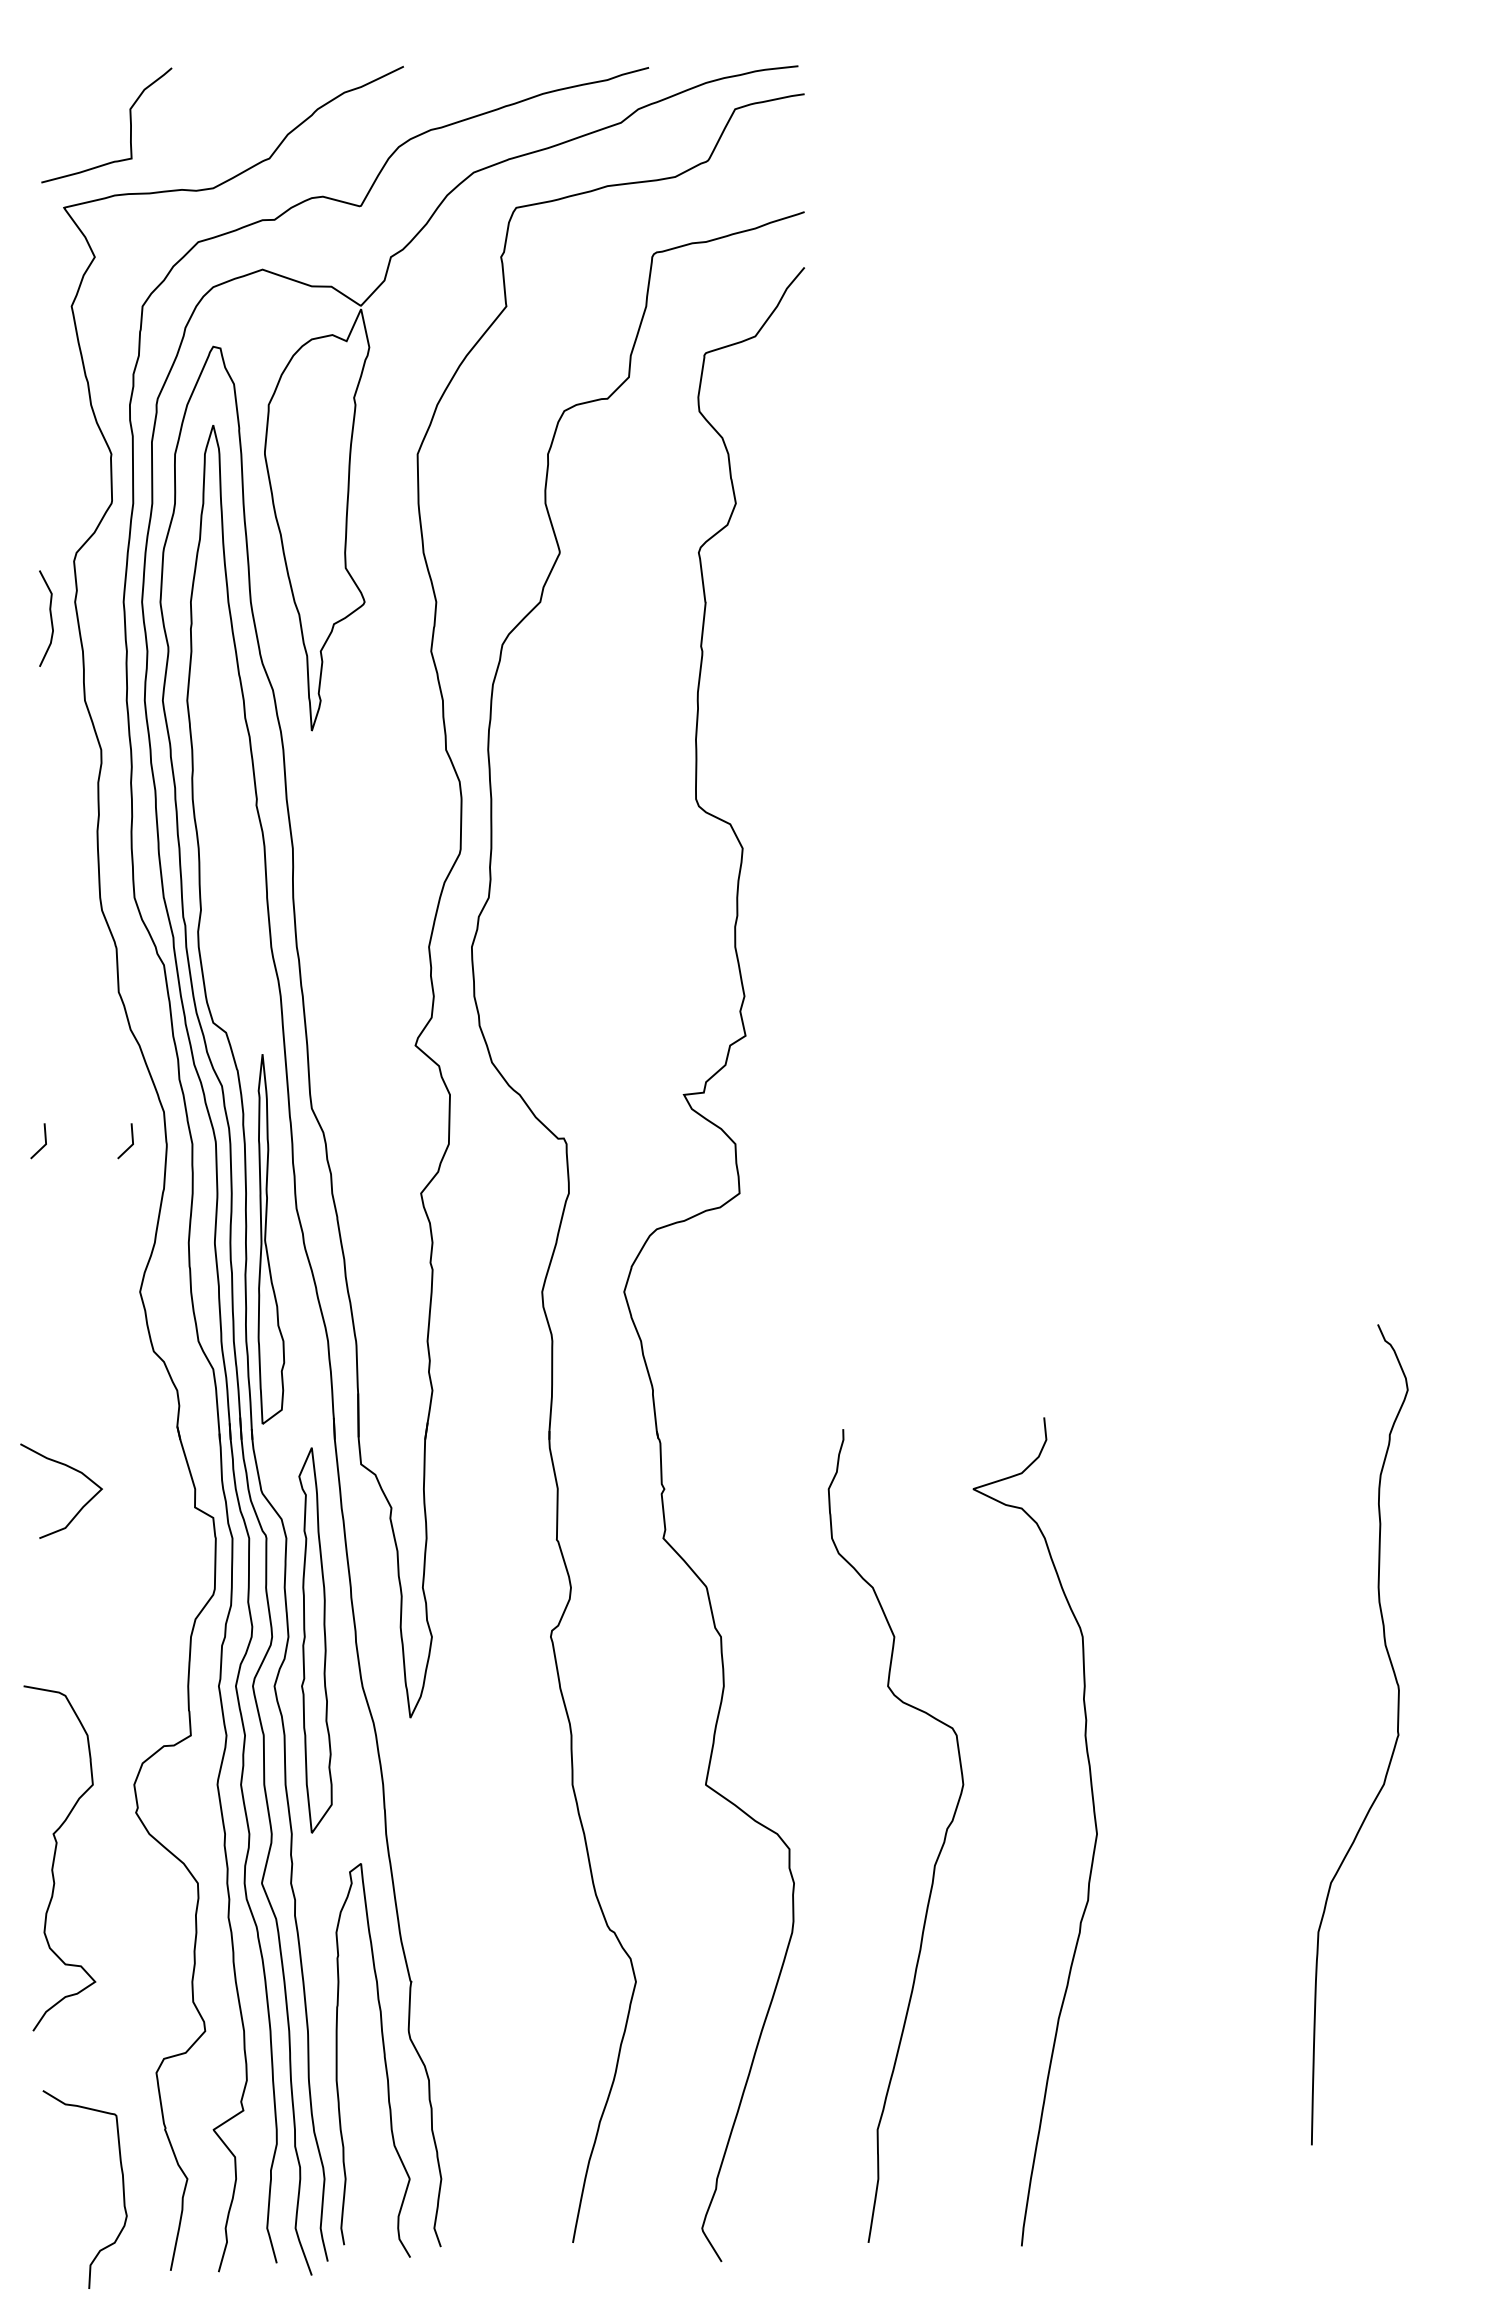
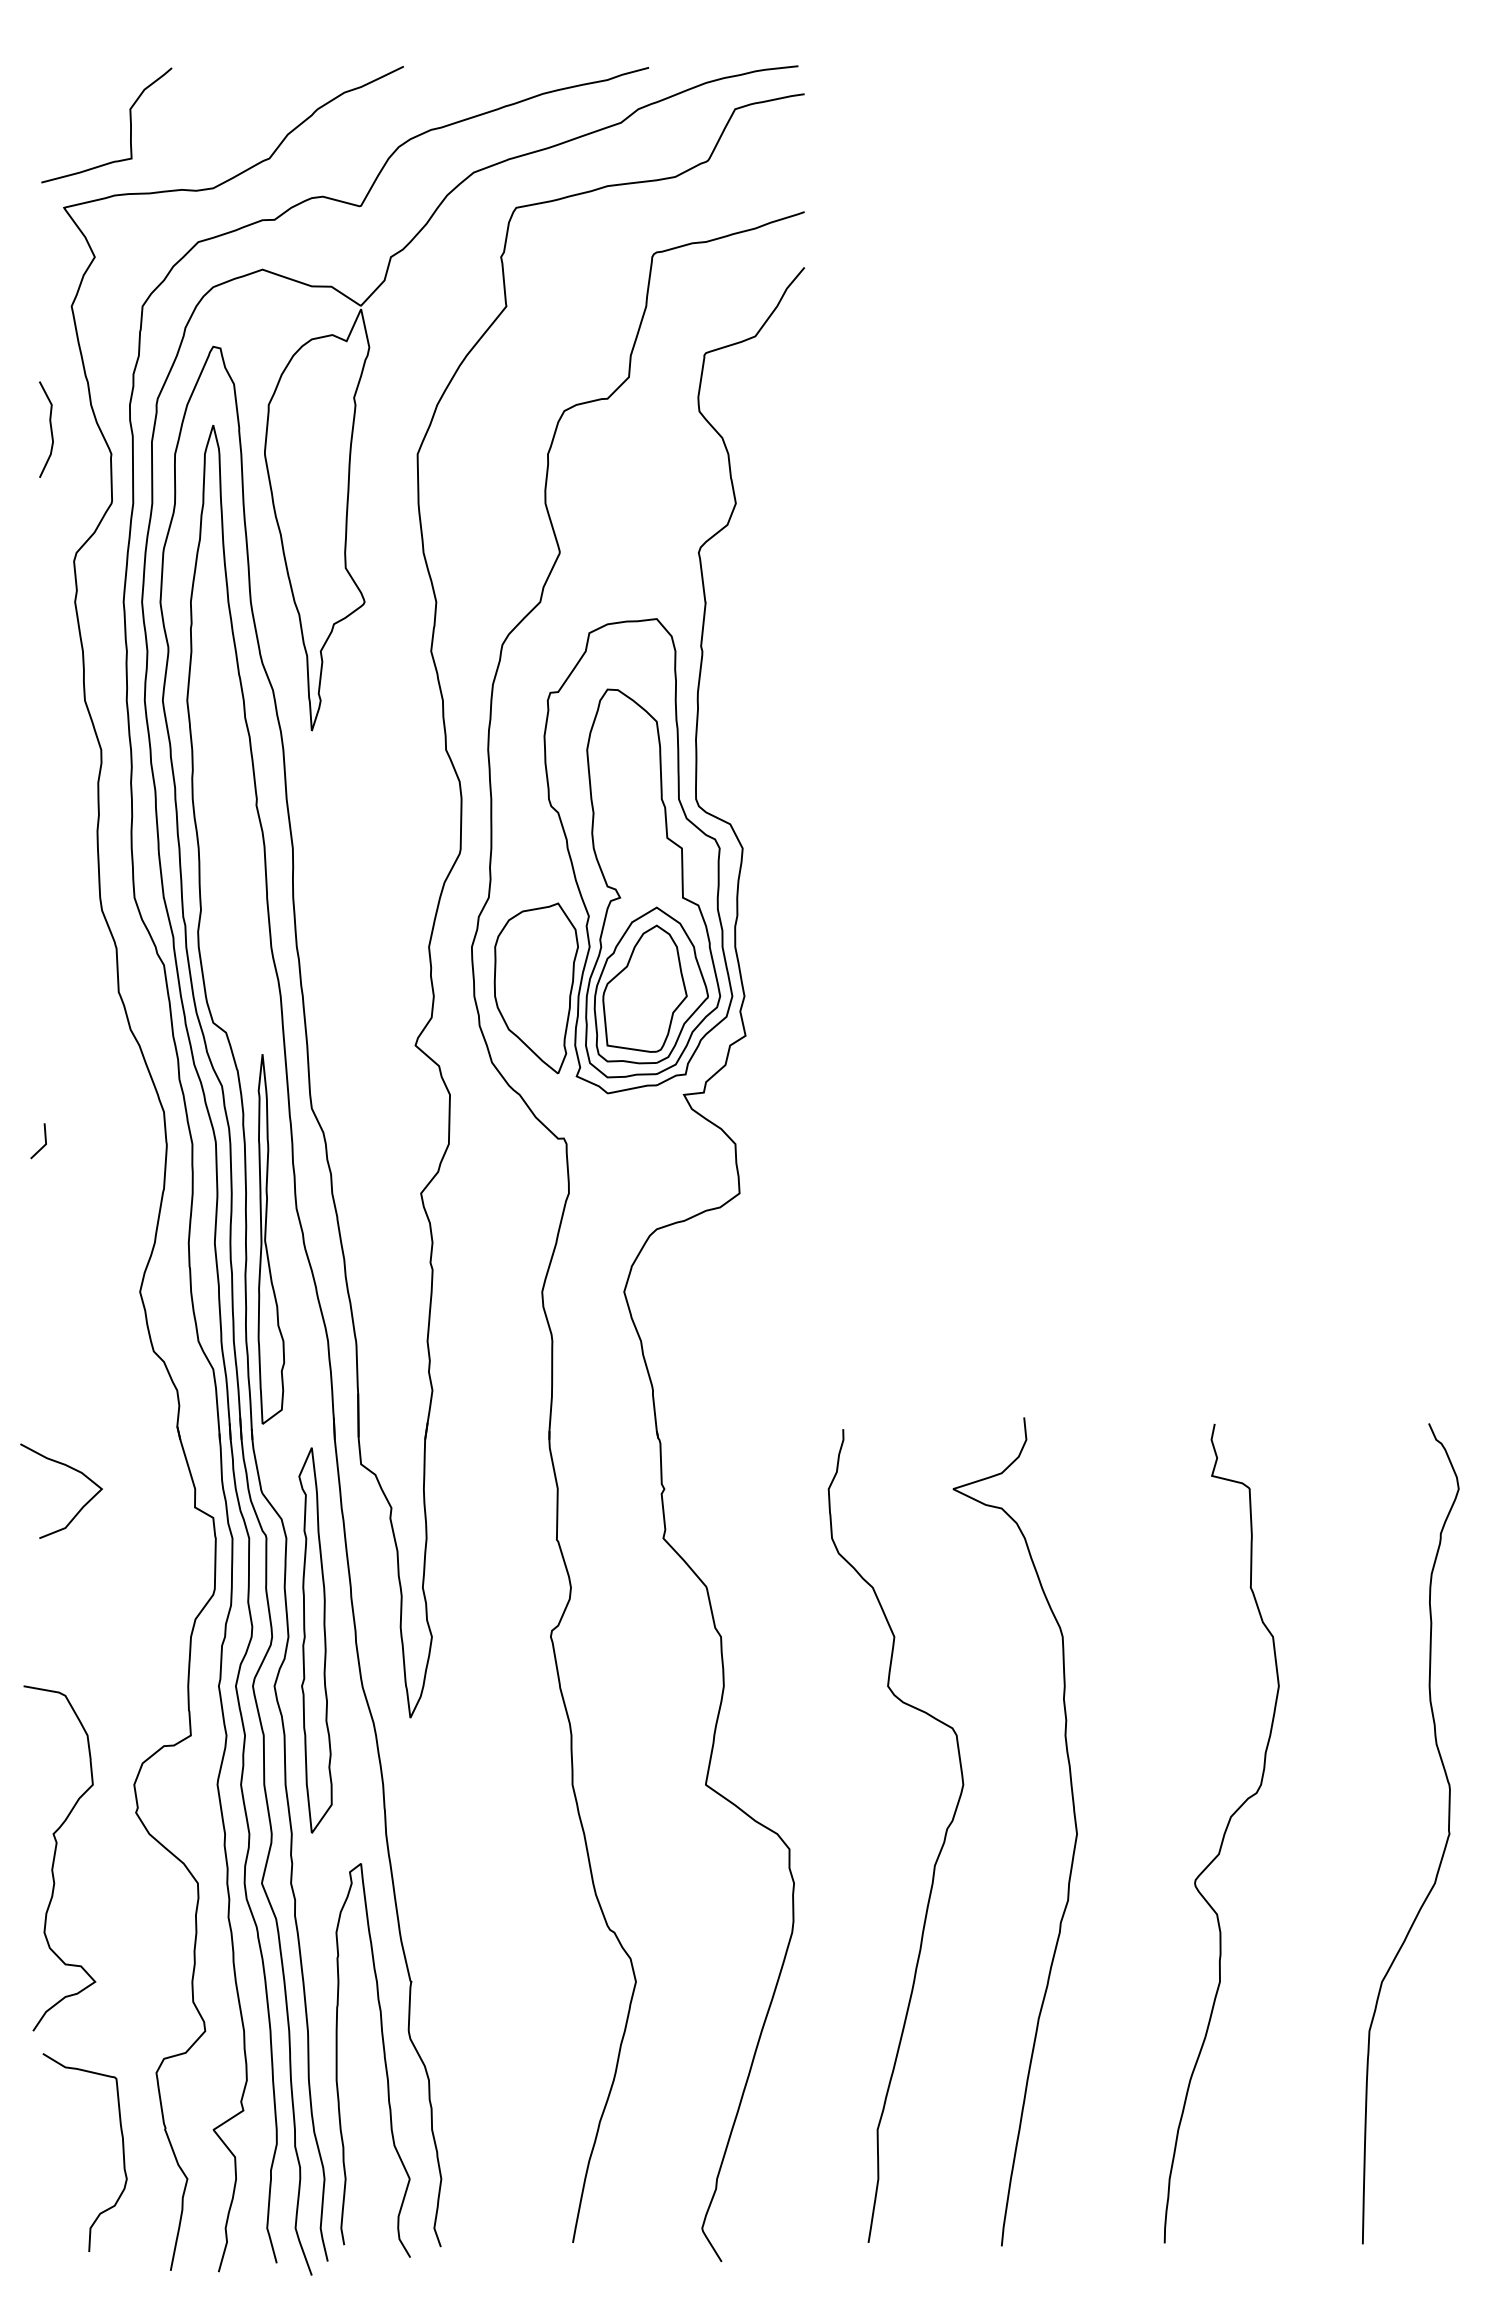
curve position: (50, 618) -> (50, 429) (50, 429)
part: none -> present (613, 856)
line: present -> none (131, 1139)
curve position: (1394, 1743) -> (1445, 1842) (1445, 1842)
curve position: (1094, 1823) -> (1074, 1823) (1074, 1823)
curve: none -> present (1223, 1833)
curve position: (122, 2189) -> (122, 2152) (122, 2152)
